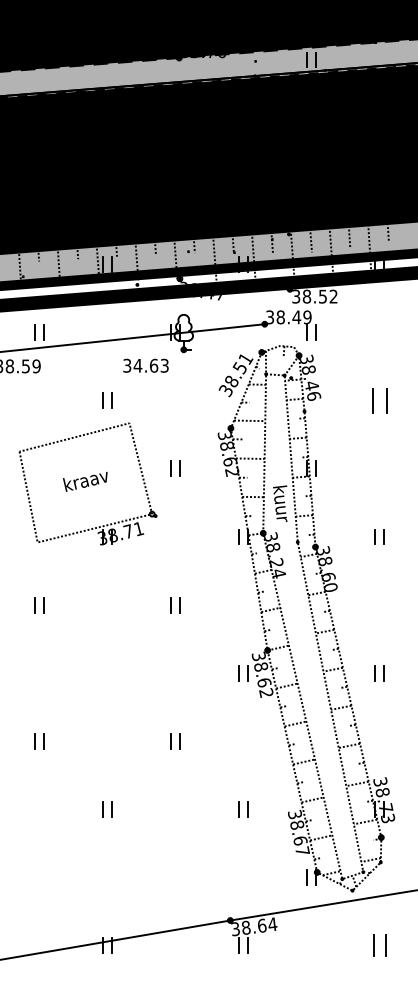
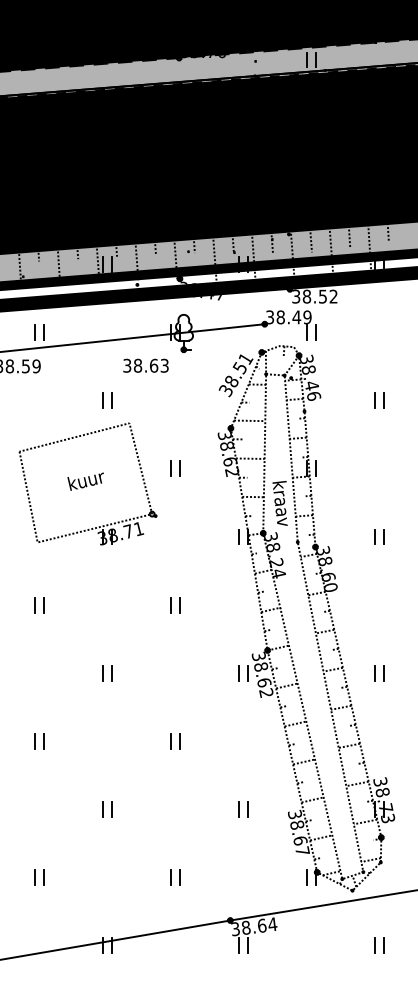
text: 34.63 -> 38.63 (137, 365)
part size: 16x26 px -> 11x17 px (379, 400)
text: kraav -> kuur (85, 481)
text: kuur -> kraav (279, 502)
part: none -> present (107, 673)
part: none -> present (39, 877)
part: none -> present (175, 877)
part size: 14x23 px -> 11x17 px (379, 945)
